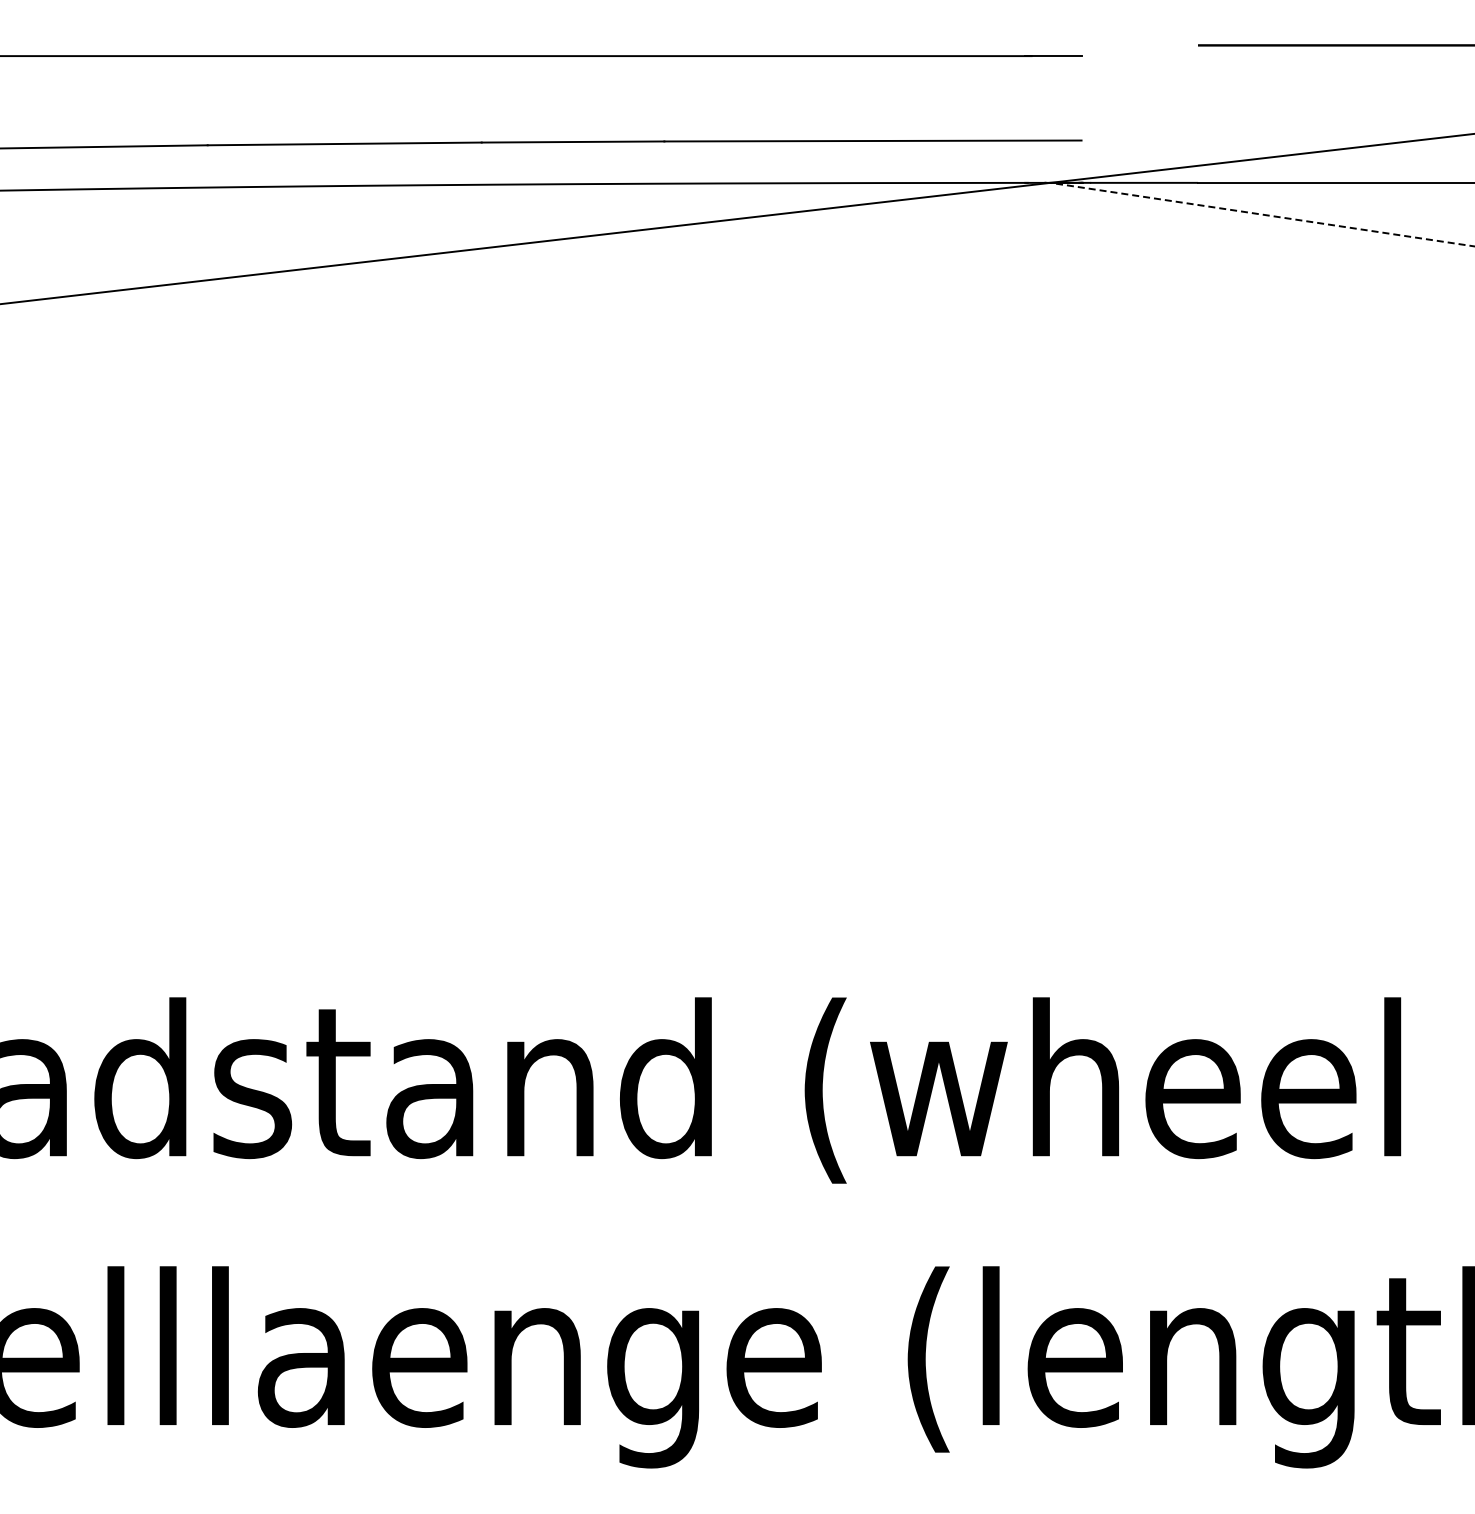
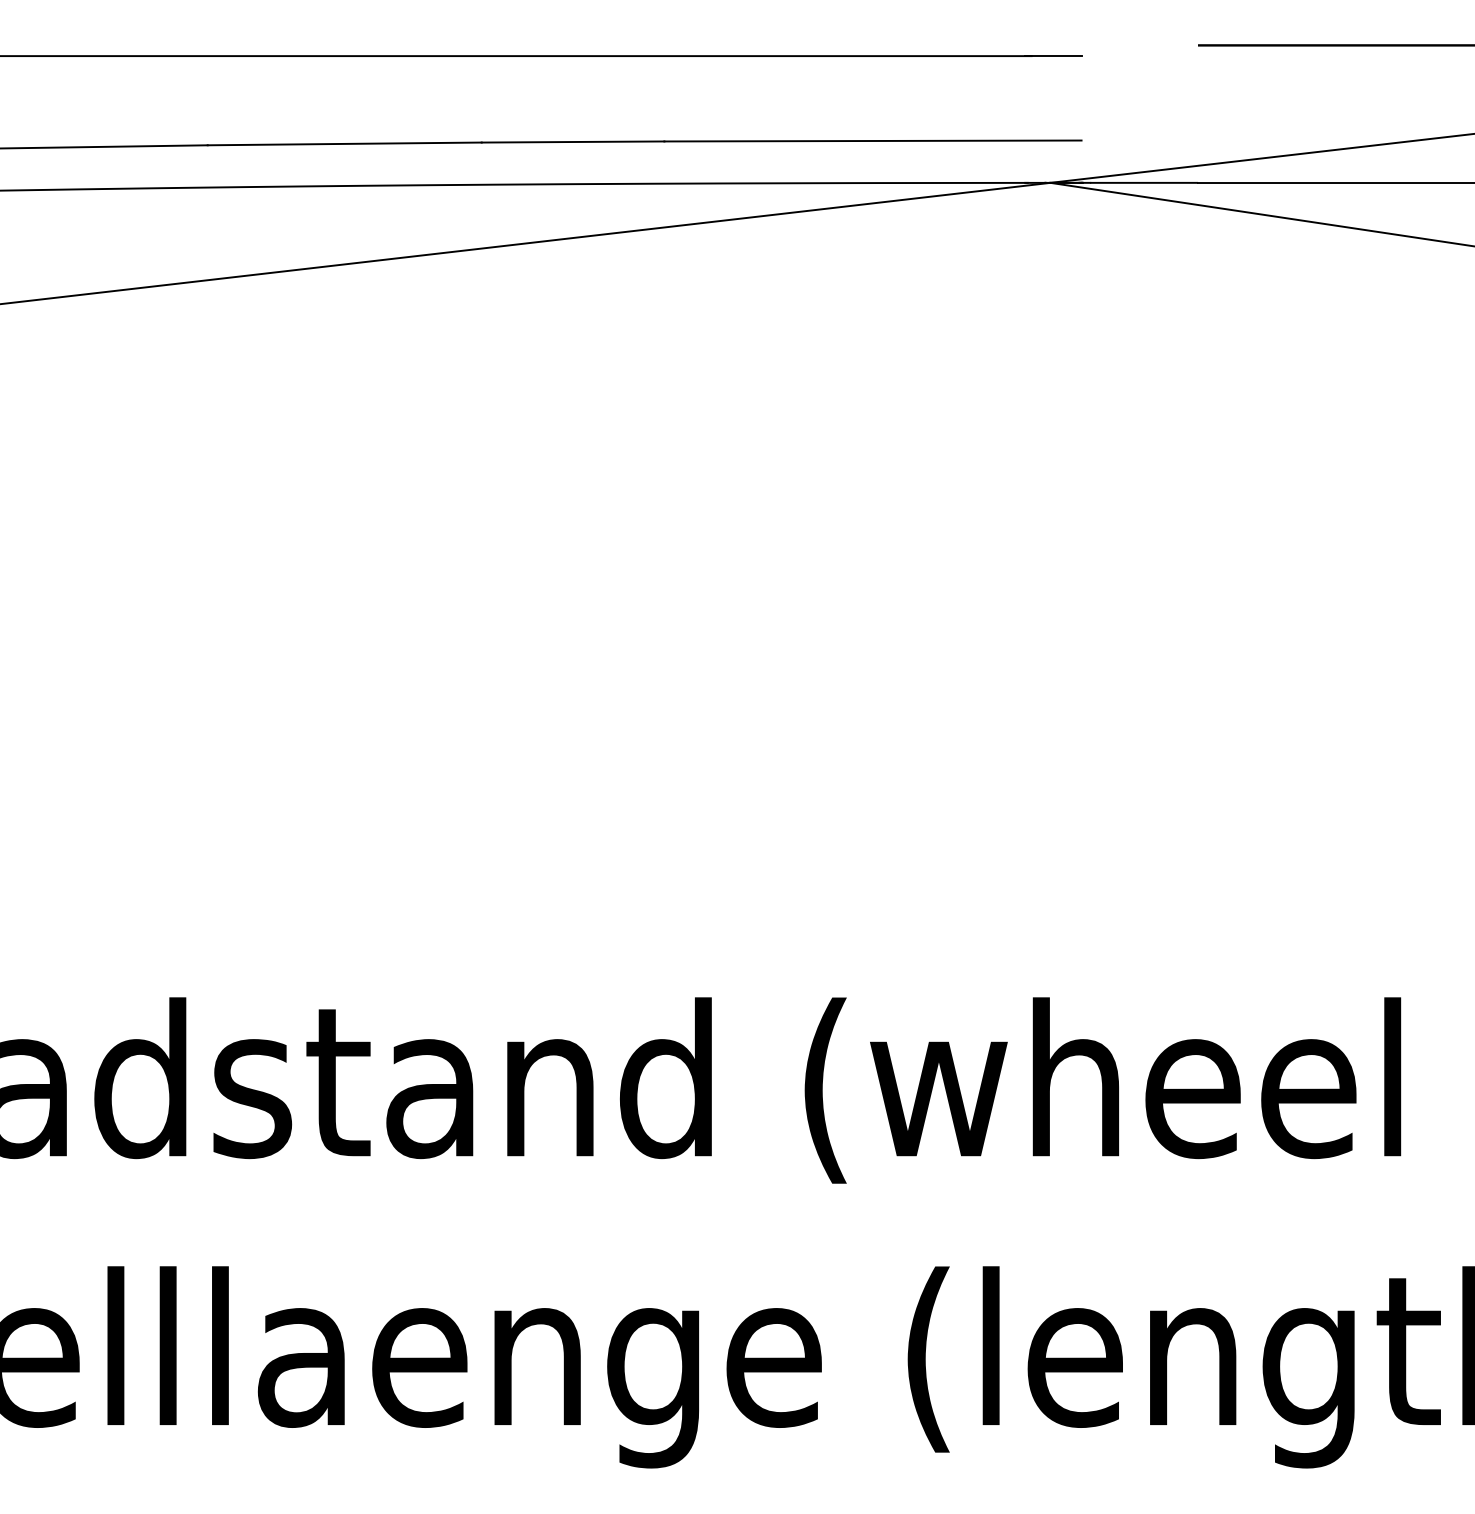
line: dashed -> solid (1262, 214)
